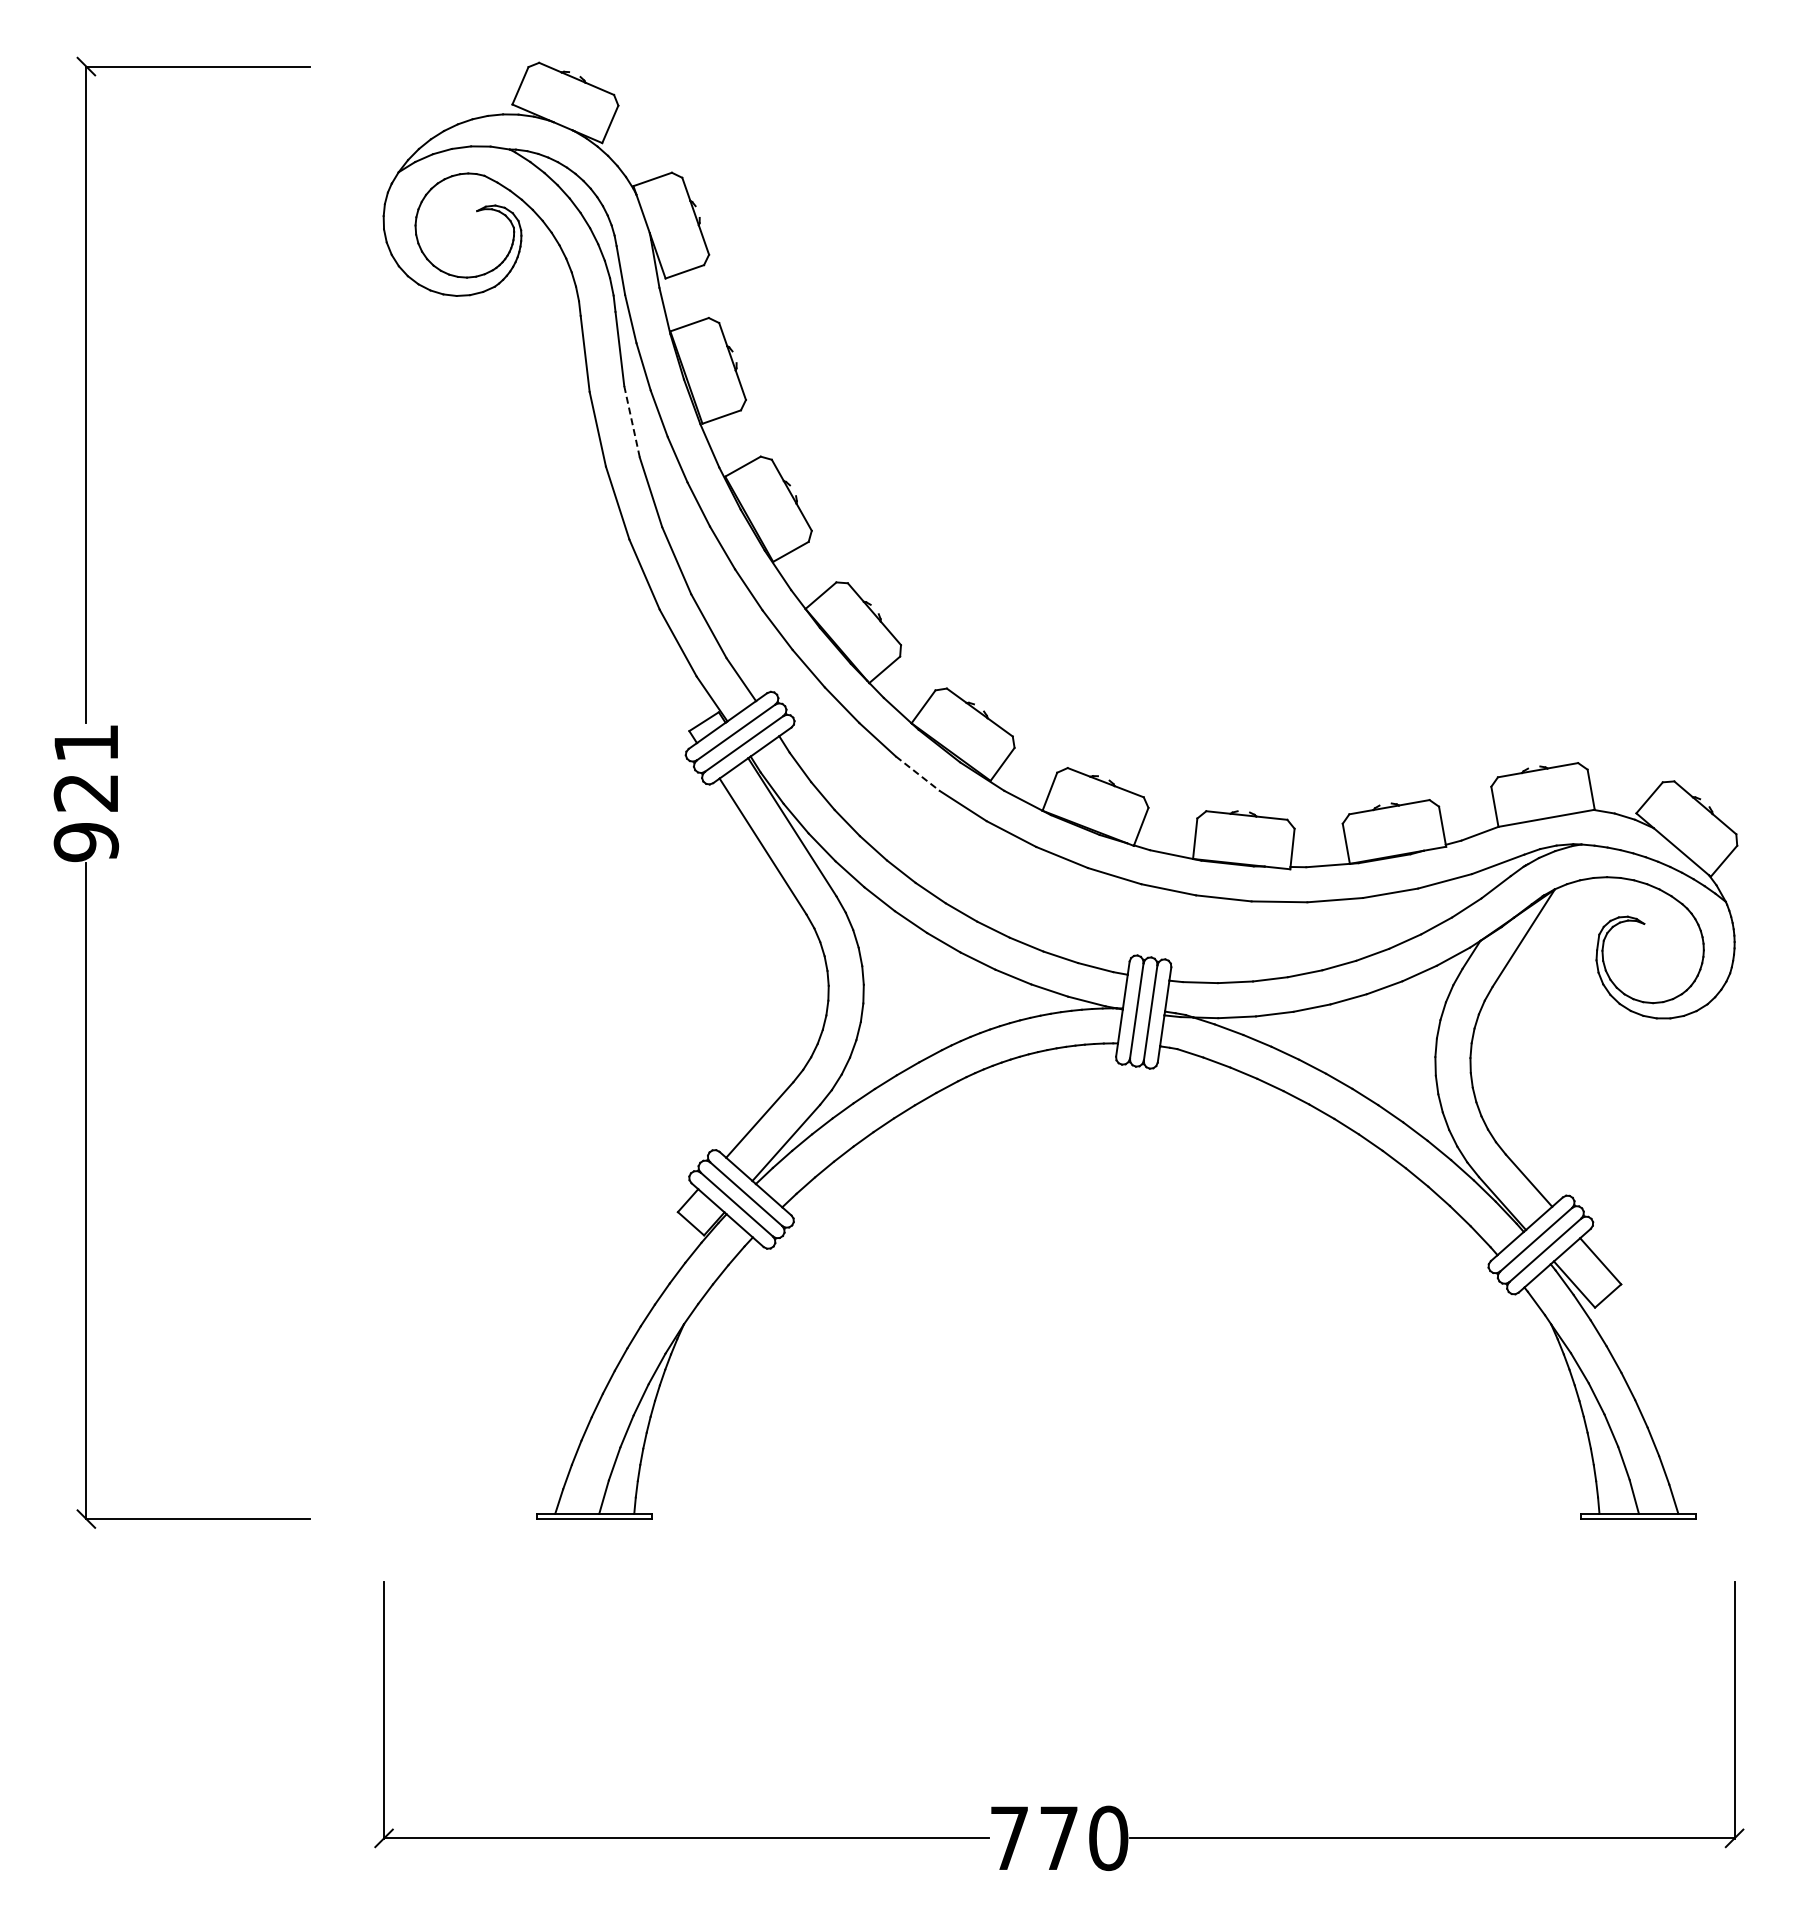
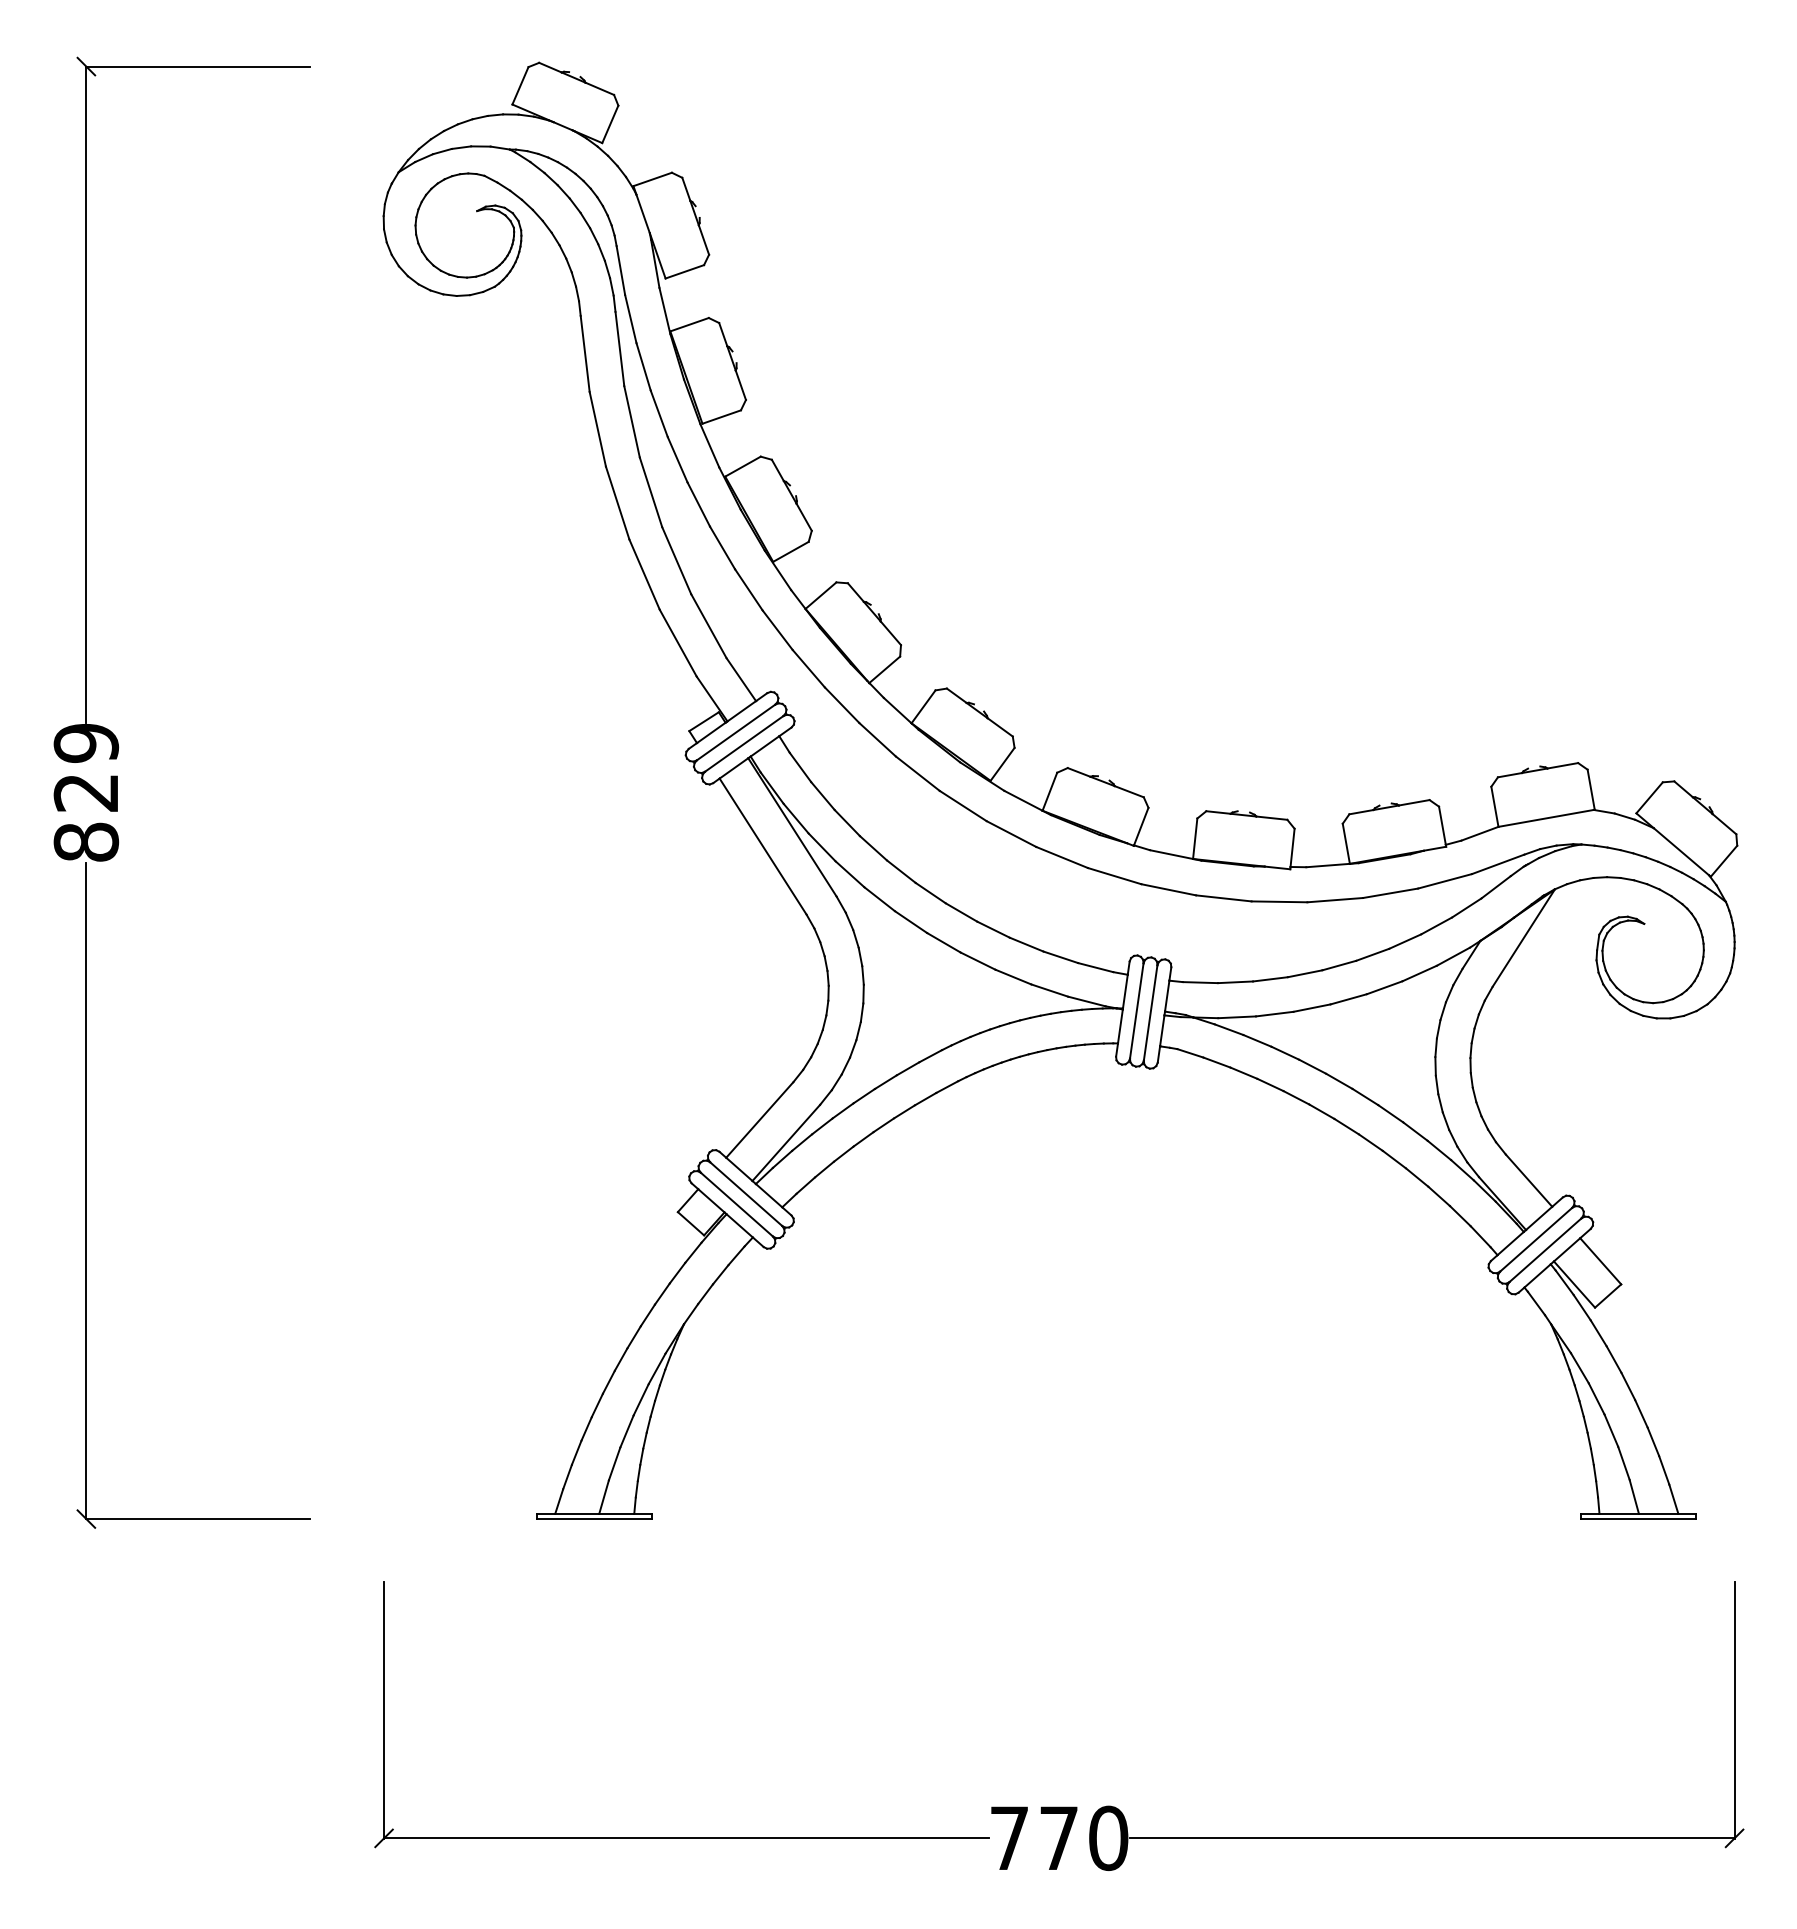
line: dashed -> solid (632, 421)
line: dashed -> solid (917, 773)
text: 921 -> 829 (86, 793)
